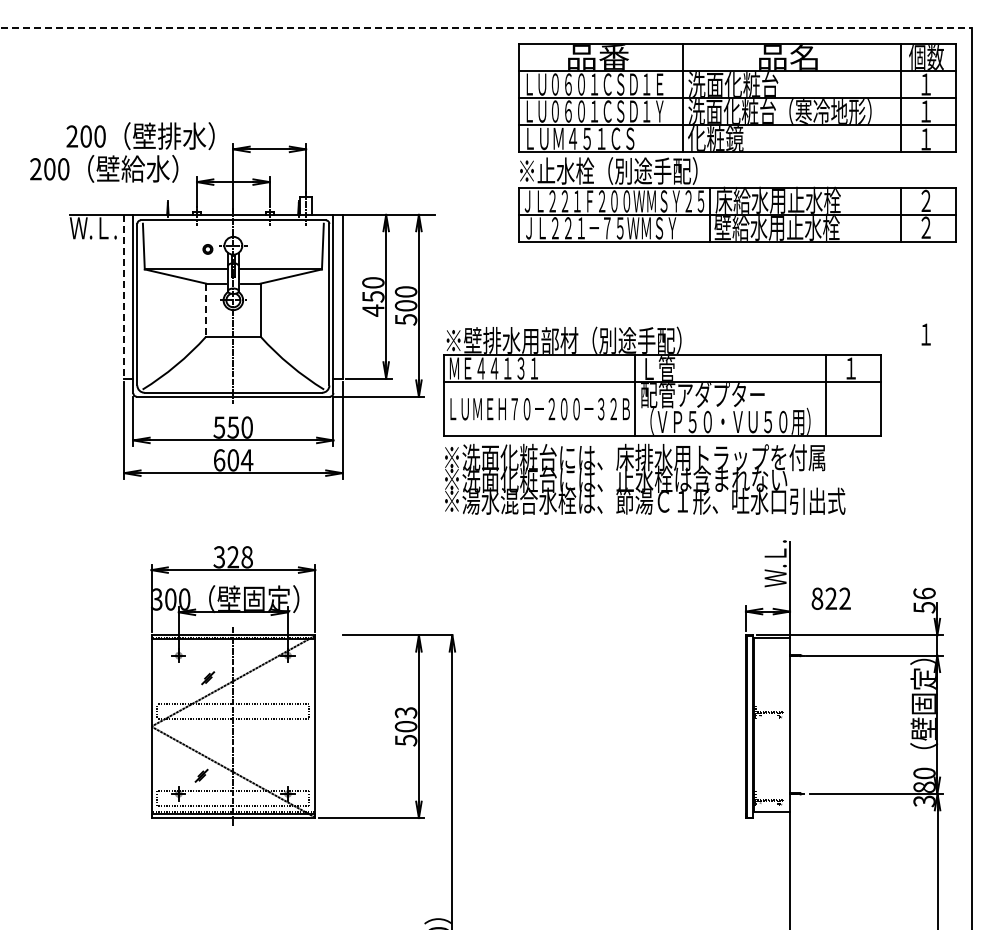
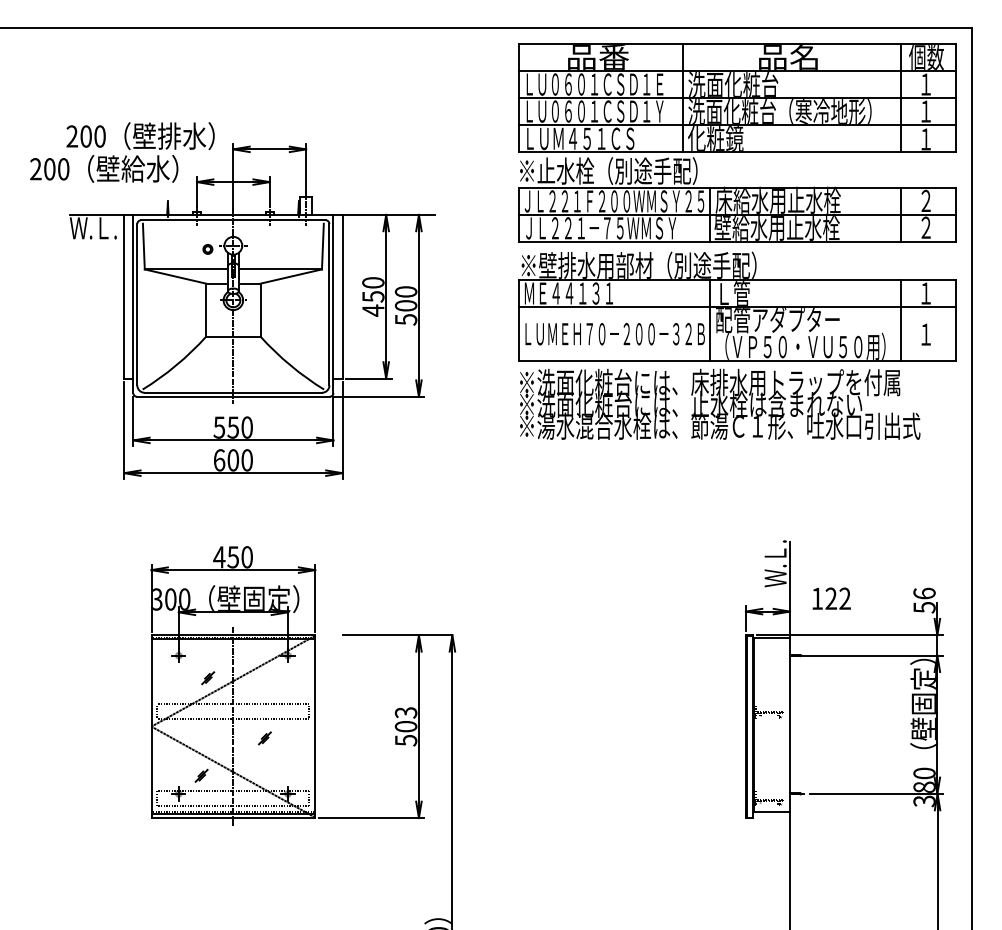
line: dashed -> solid (486, 27)
line: dashed -> solid (124, 296)
line: dashed -> solid (206, 310)
part position: (662, 420) -> (737, 345) (737, 345)
text: 604 -> 600 (246, 460)
text: 328 -> 450 (232, 557)
text: 822 -> 122 (817, 598)
part: none -> present (264, 738)
